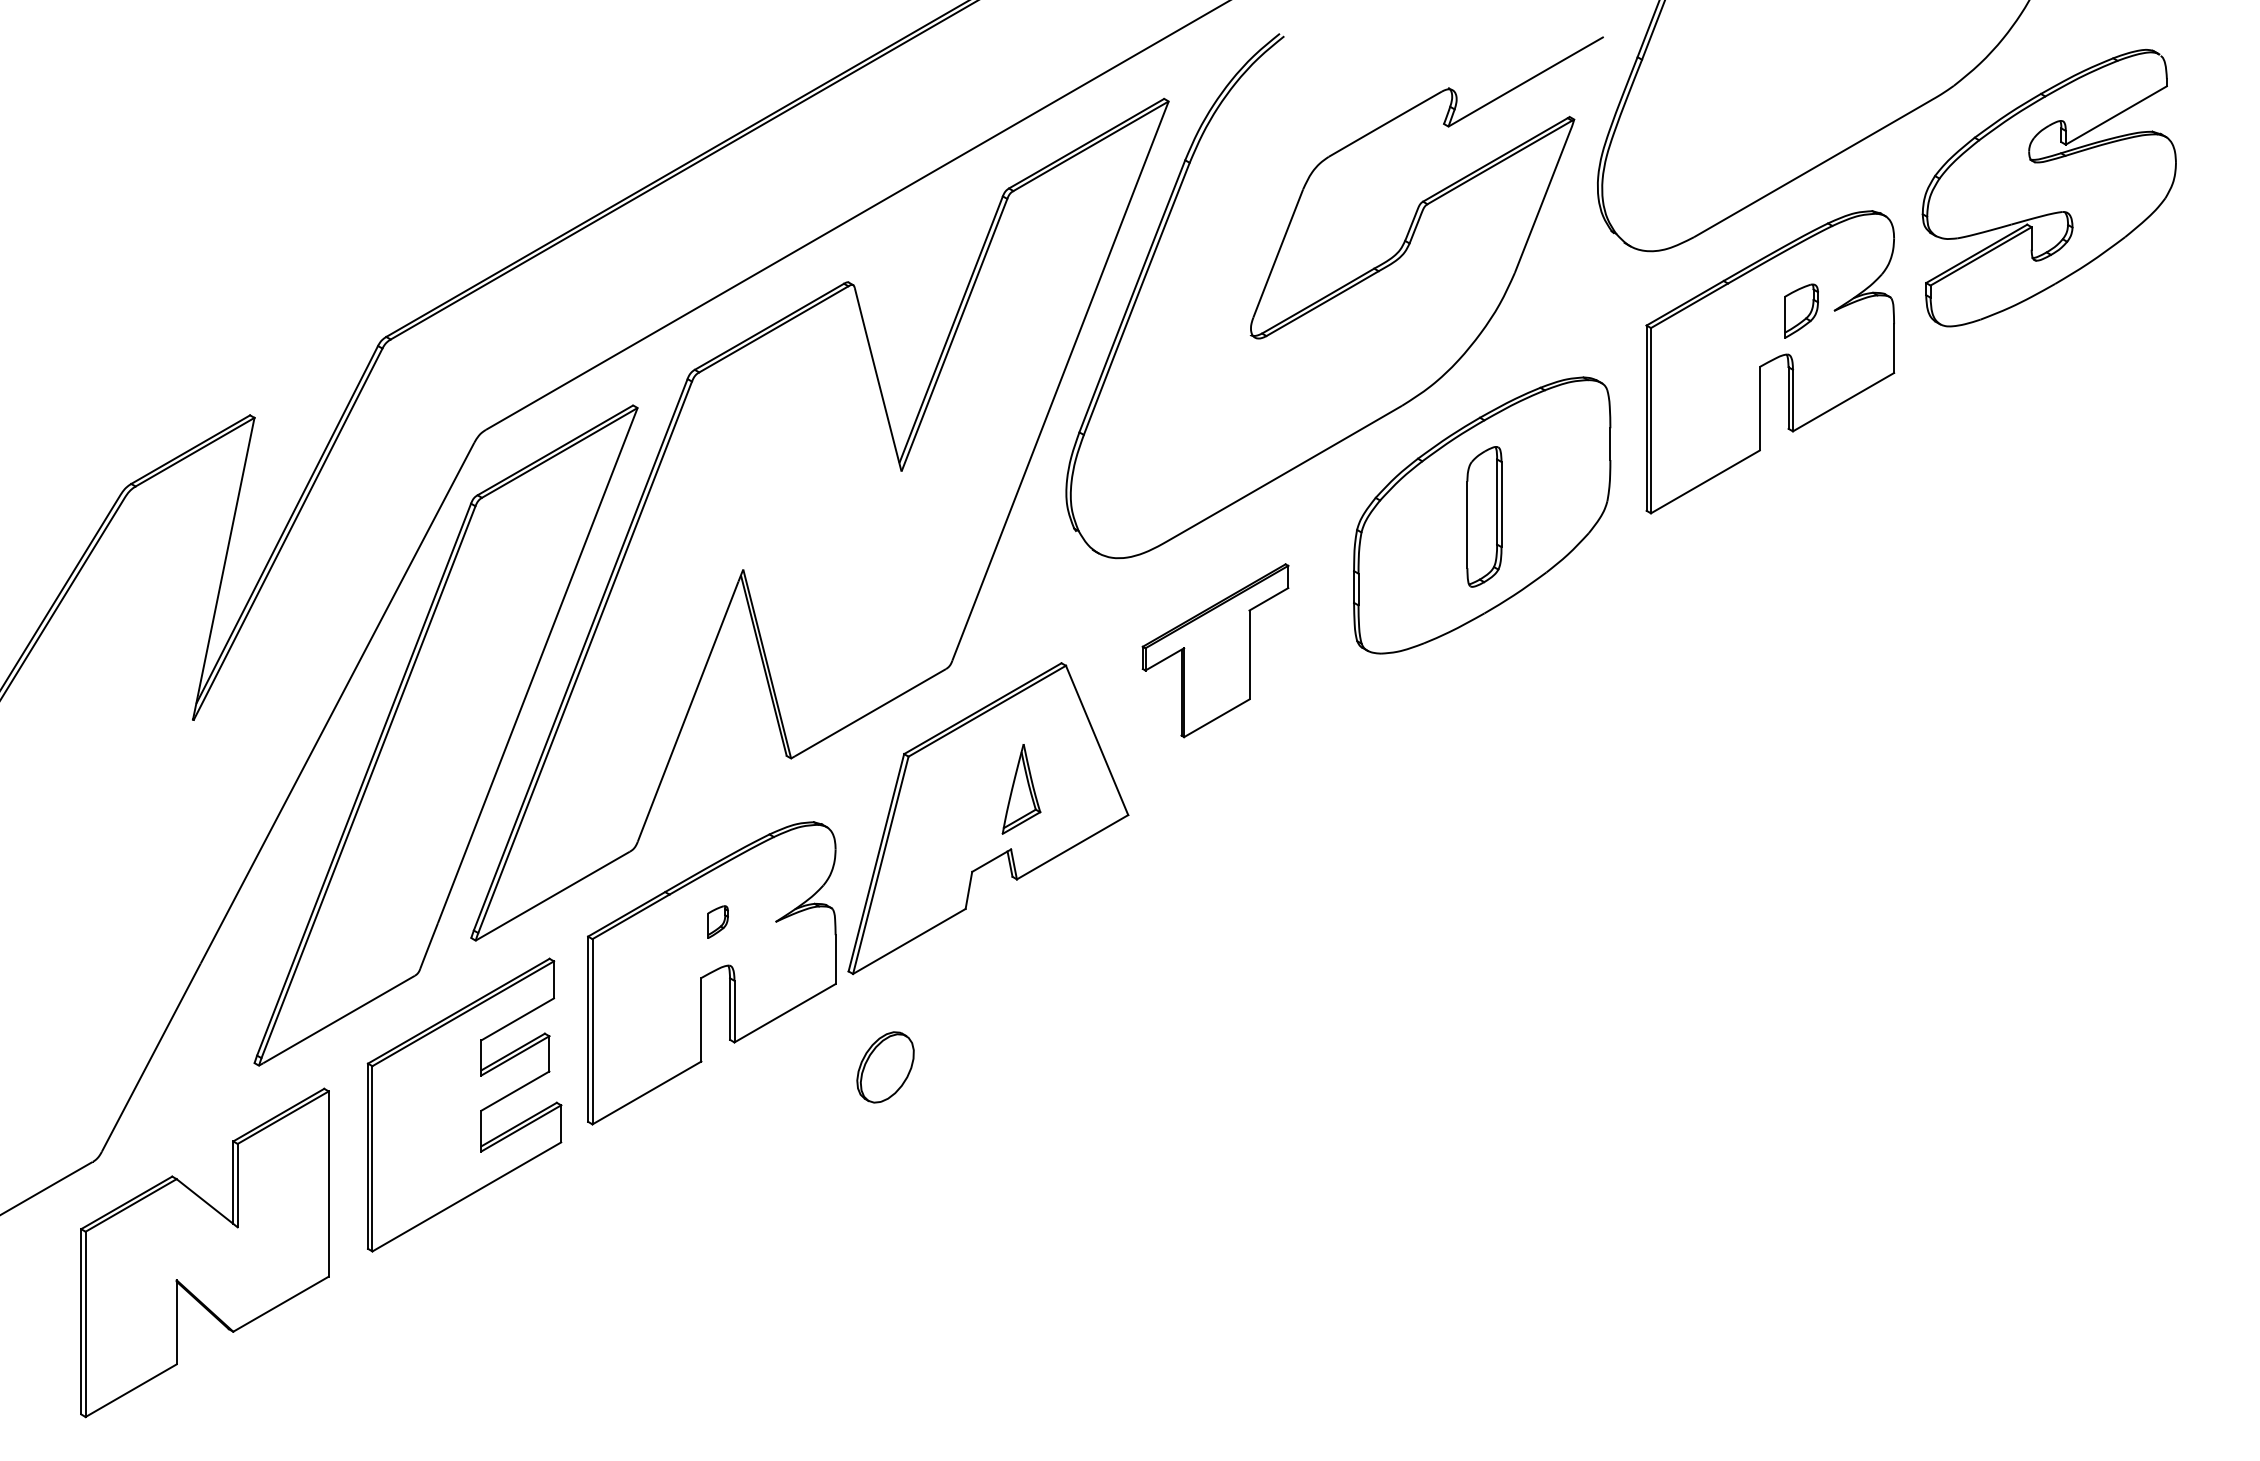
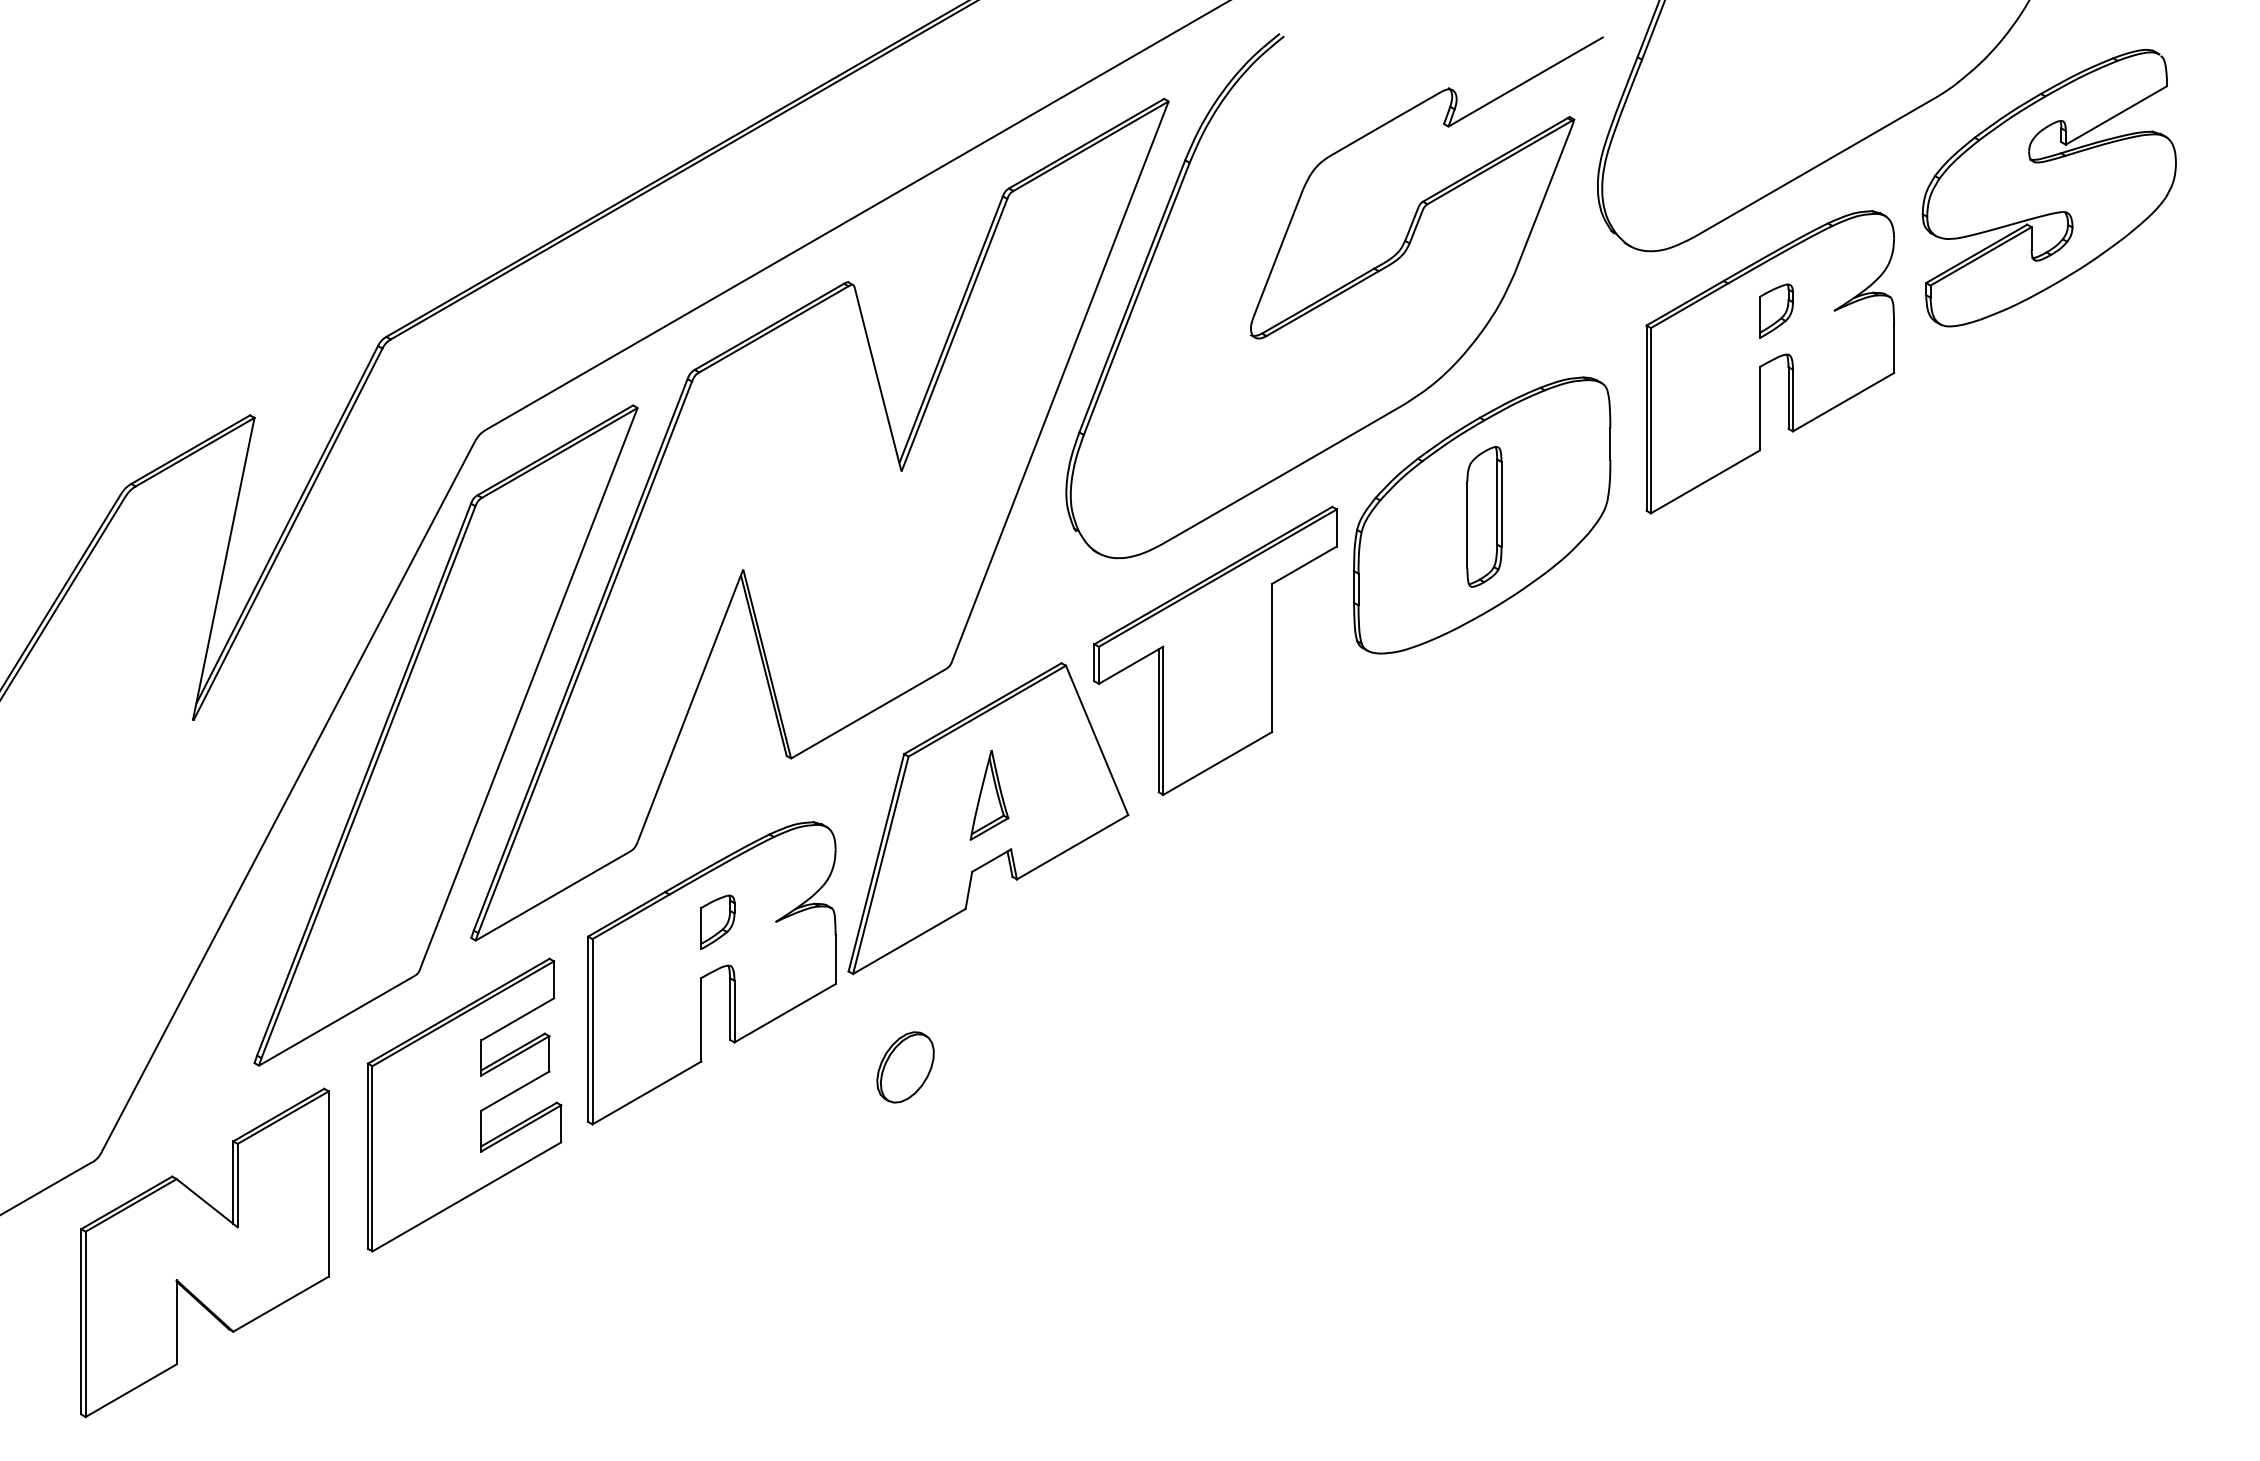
part position: (1801, 310) -> (1776, 310) (1776, 310)
part size: 149x176 px -> 245x291 px (1215, 650)
part position: (1021, 789) -> (989, 795) (989, 795)
part size: 22x34 px -> 36x56 px (717, 921)
part position: (885, 1067) -> (905, 1067) (905, 1067)
